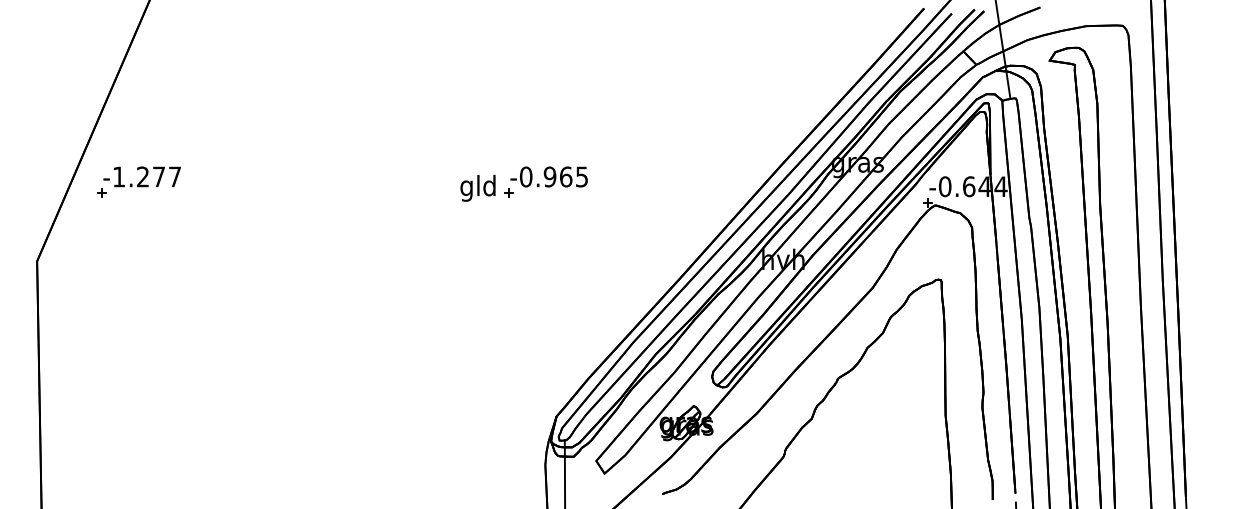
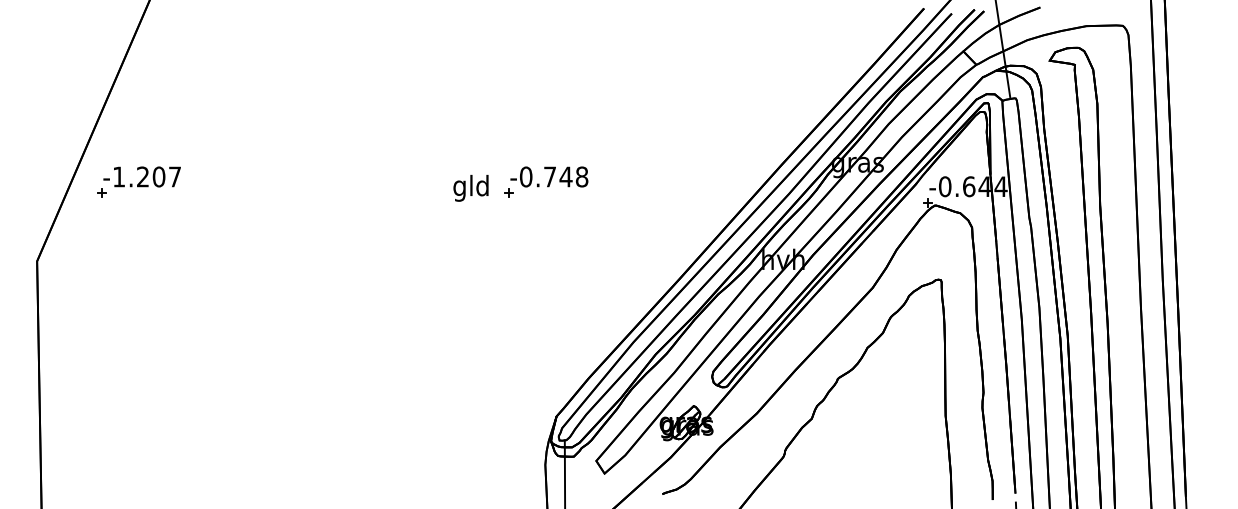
text: -1.277 -> -1.207 (158, 176)
text: -0.965 -> -0.748 (565, 176)
text position: (477, 188) -> (470, 188) (470, 188)
